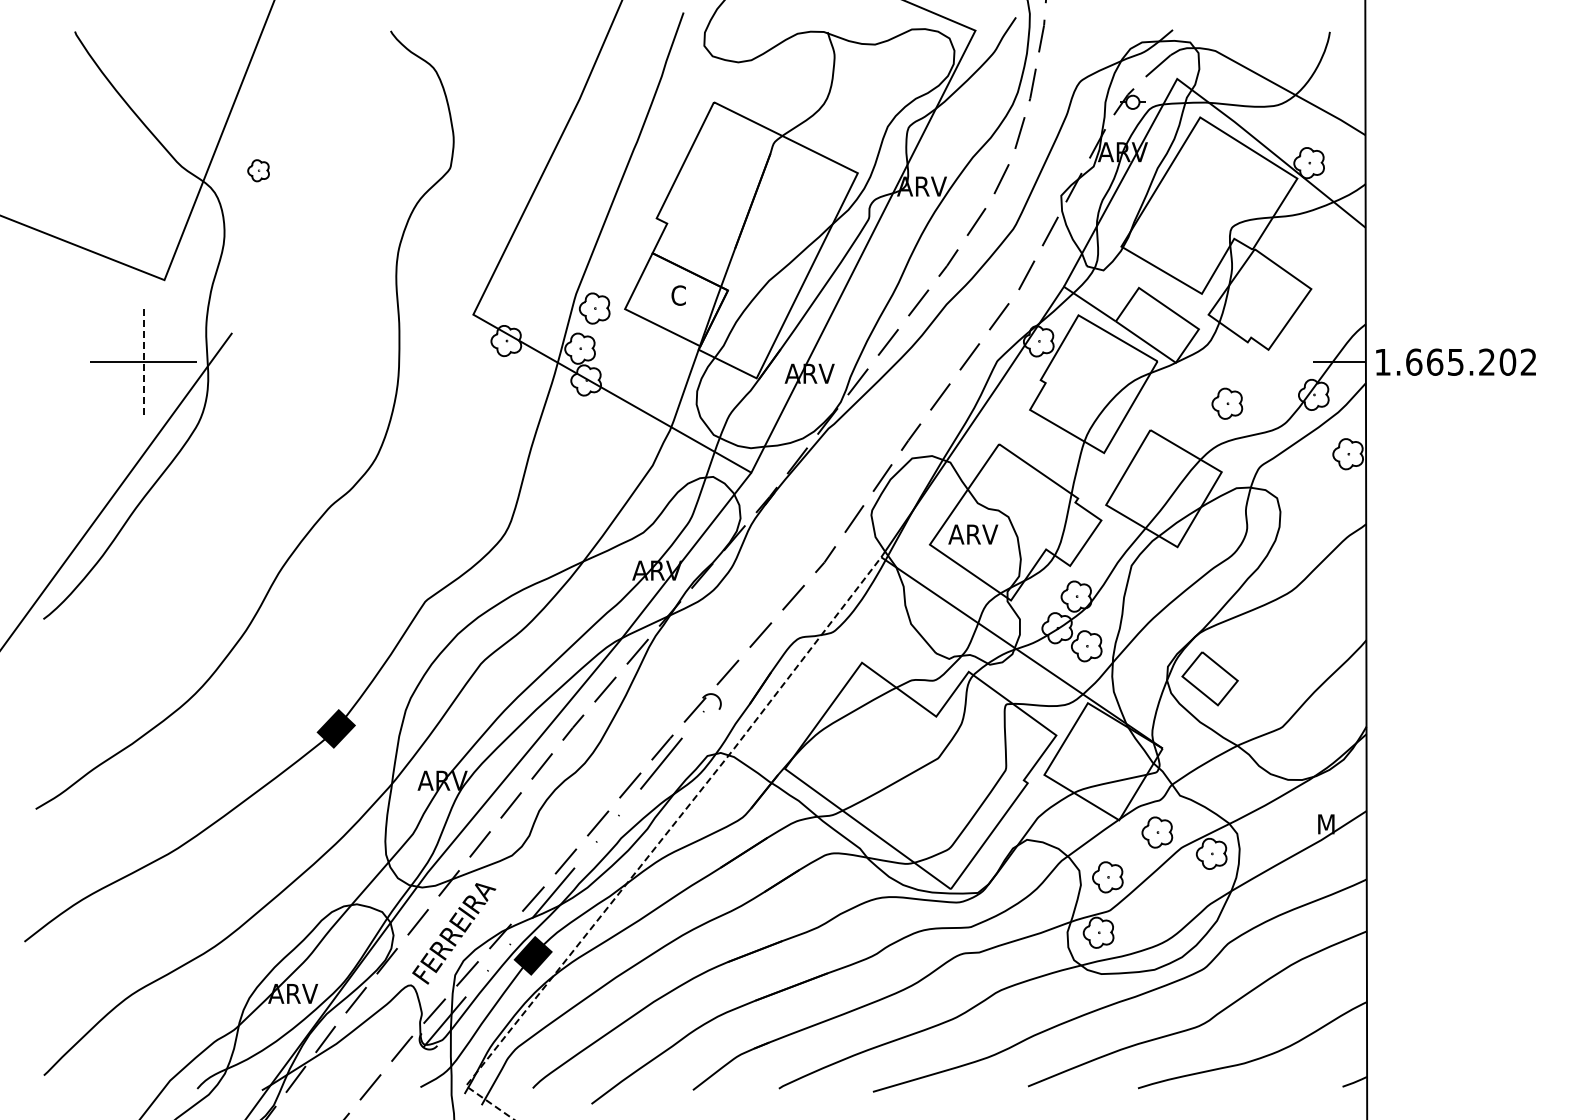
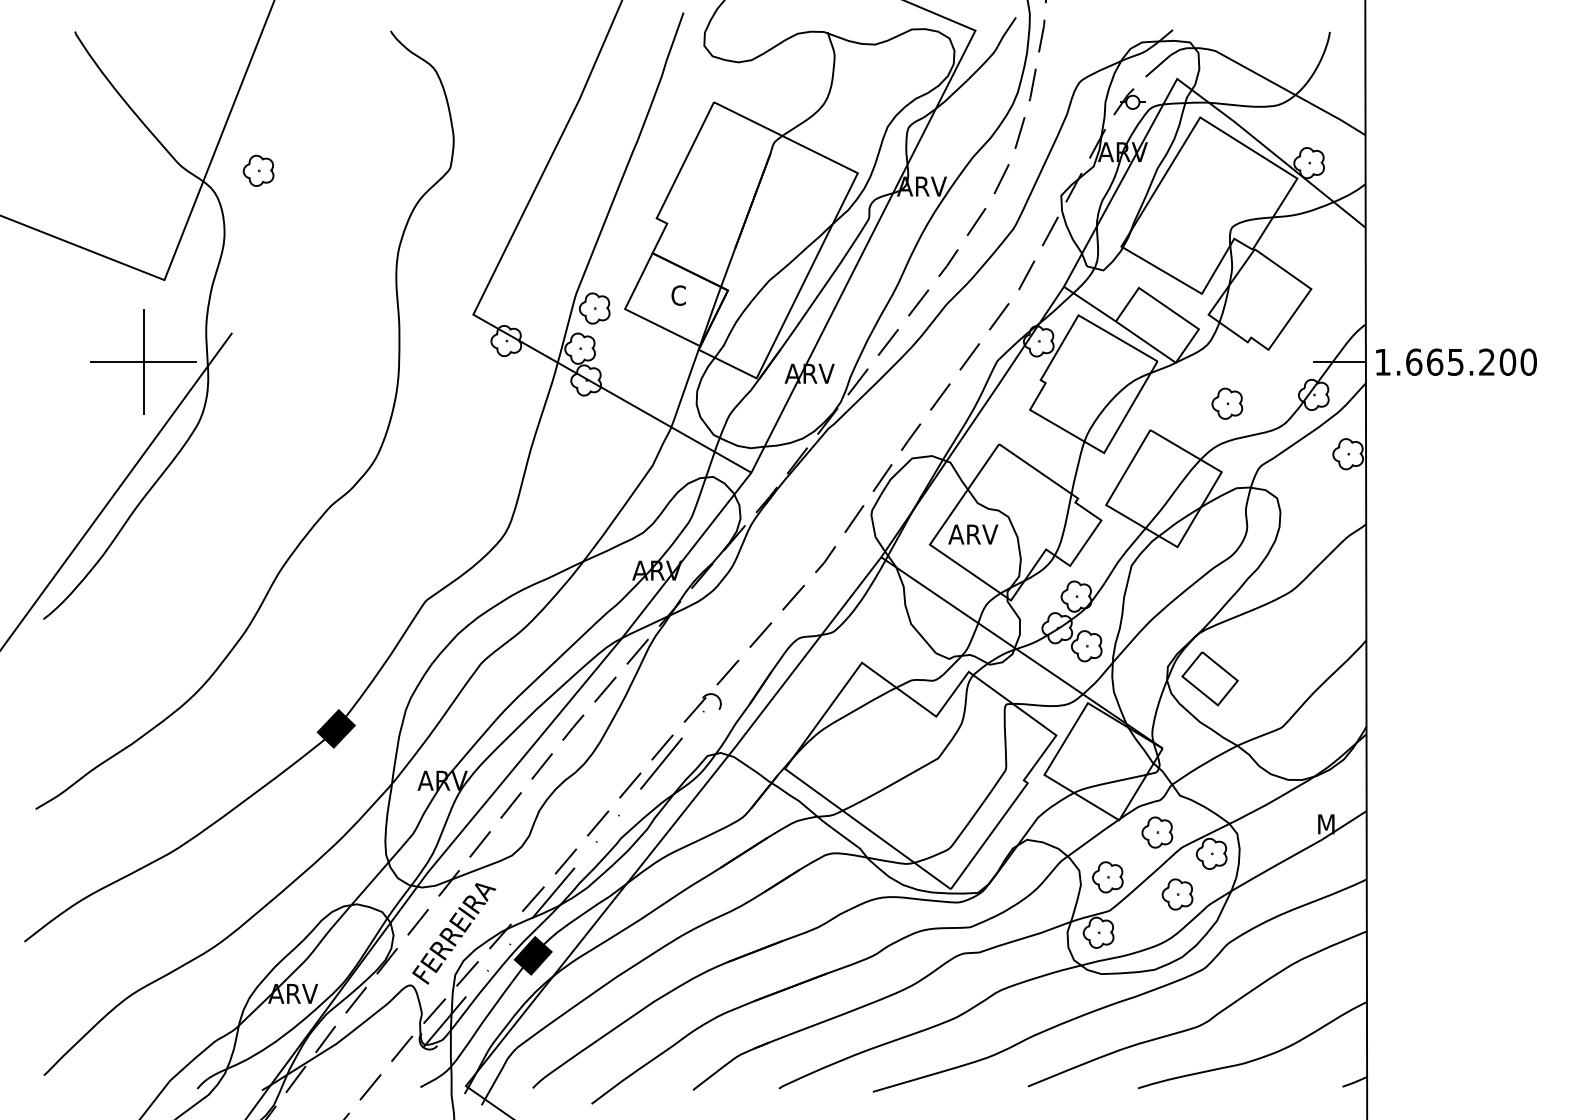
part size: 23x24 px -> 33x33 px (258, 170)
text: 1.665.202 -> 1.665.200 (1528, 361)
line: dashed -> solid (143, 362)
line: dashed -> solid (656, 845)
part: none -> present (1177, 894)
